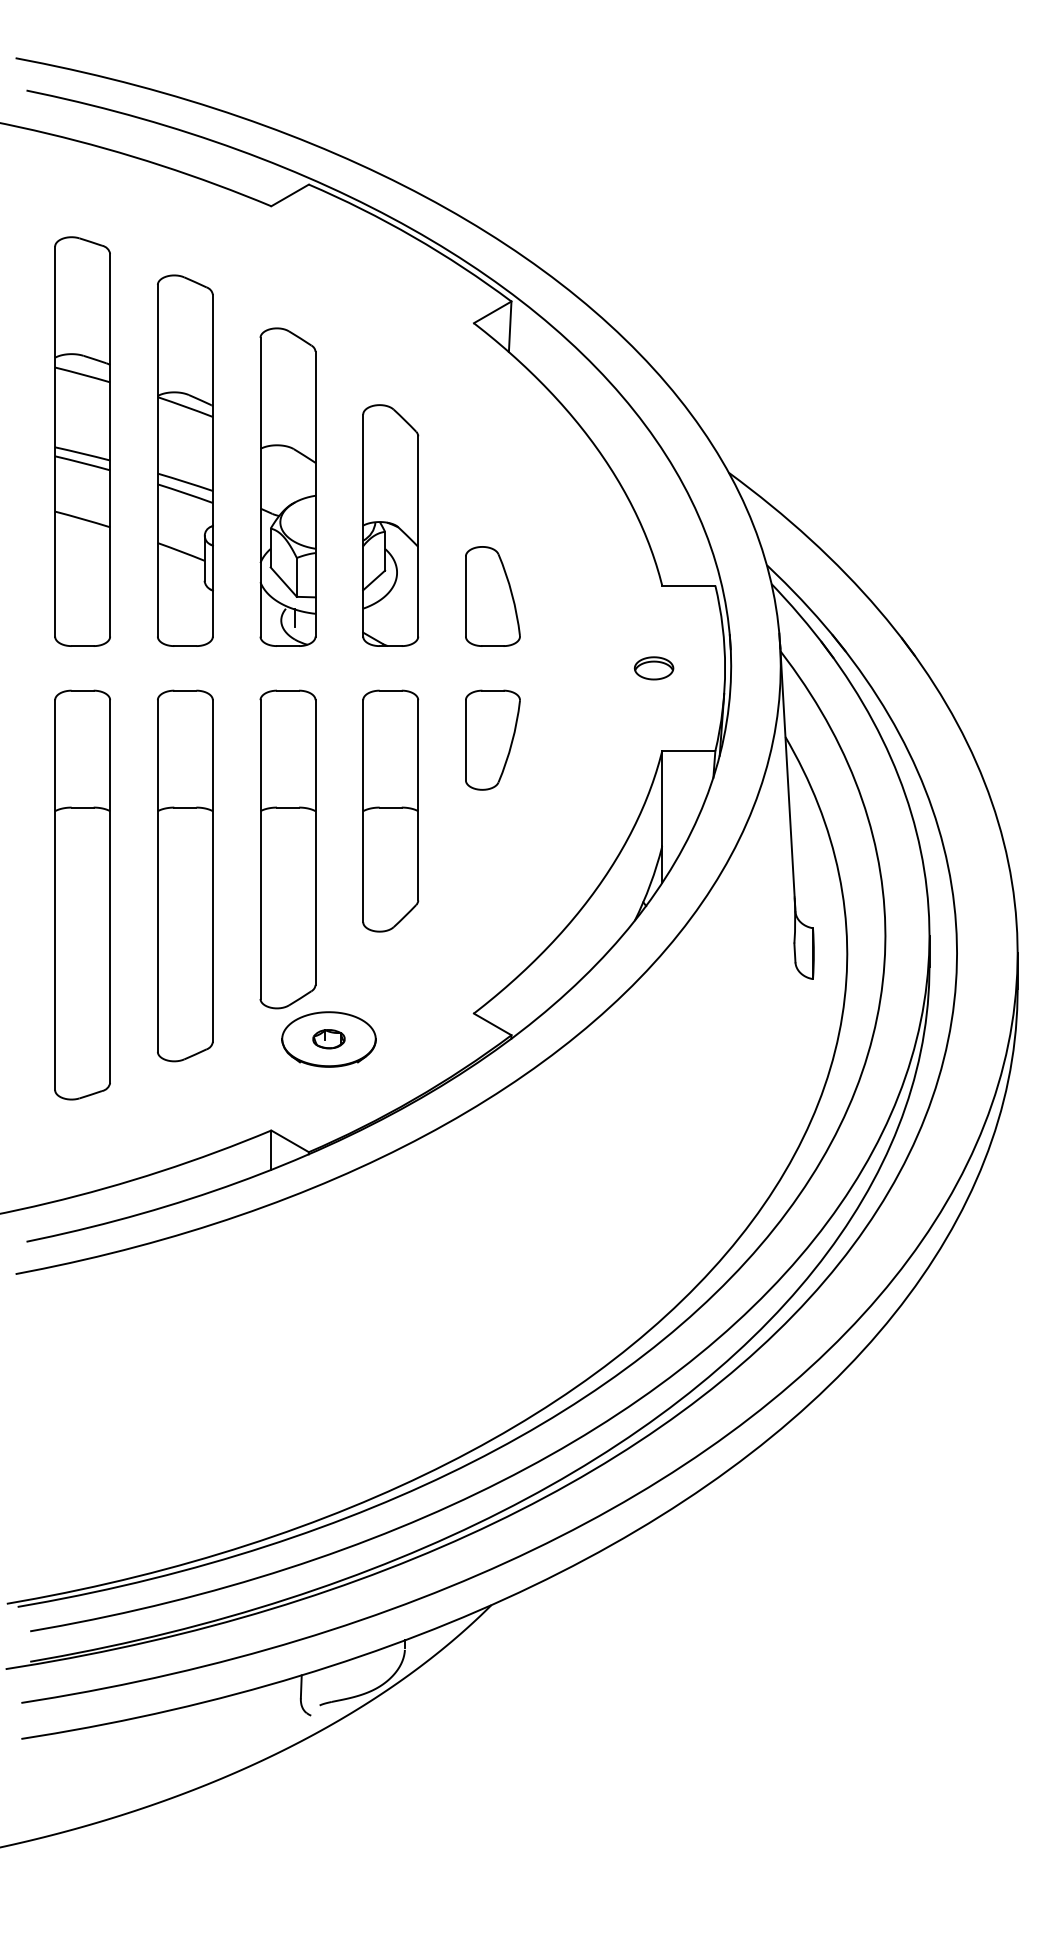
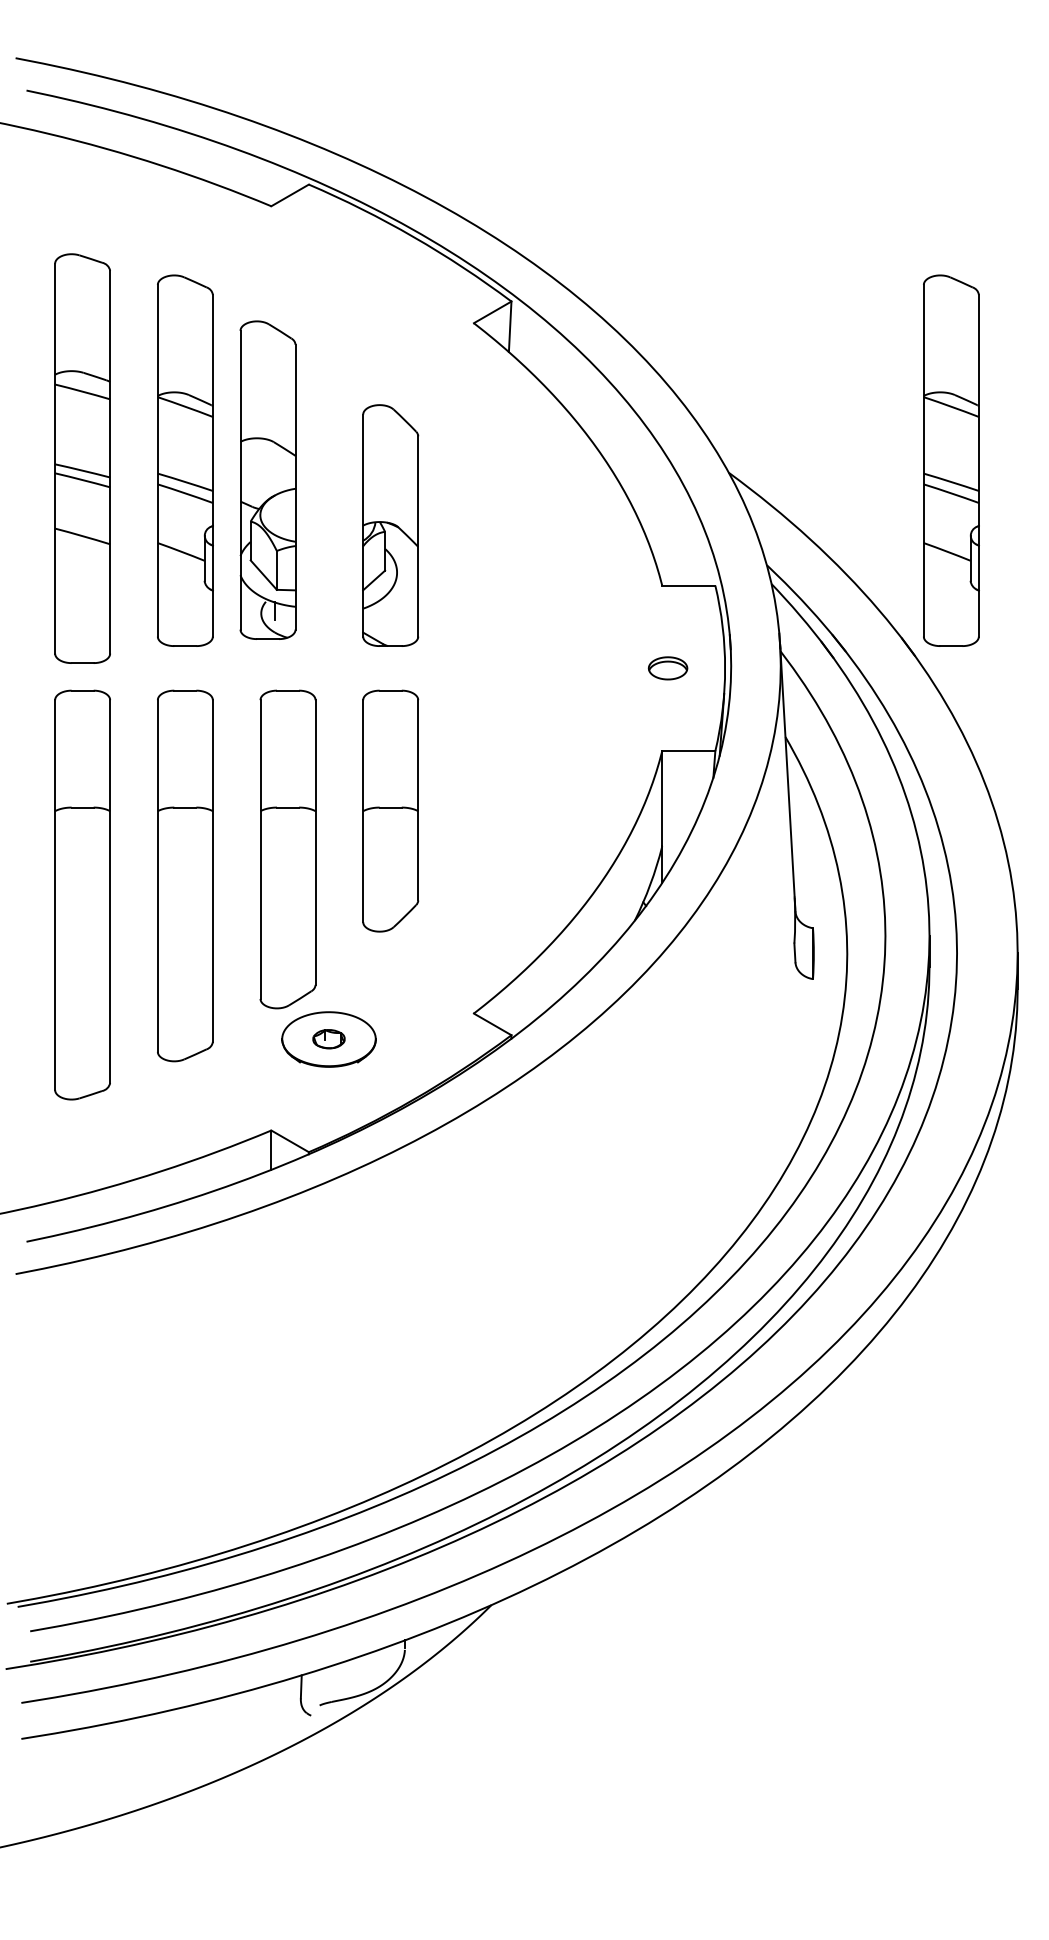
part position: (82, 441) -> (82, 458) (82, 458)
part: none -> present (951, 460)
part position: (287, 486) -> (267, 479) (267, 479)
part: present -> none (492, 596)
part position: (653, 668) -> (667, 668) (667, 668)
part: present -> none (492, 739)
